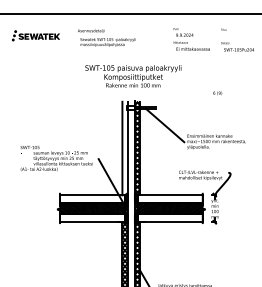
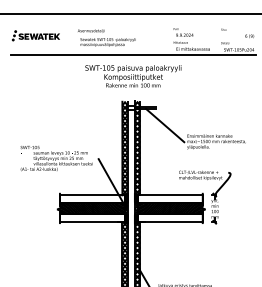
line: none -> present (133, 55)
text position: (217, 93) -> (249, 36) (249, 36)
hatch: none -> present (124, 148)
